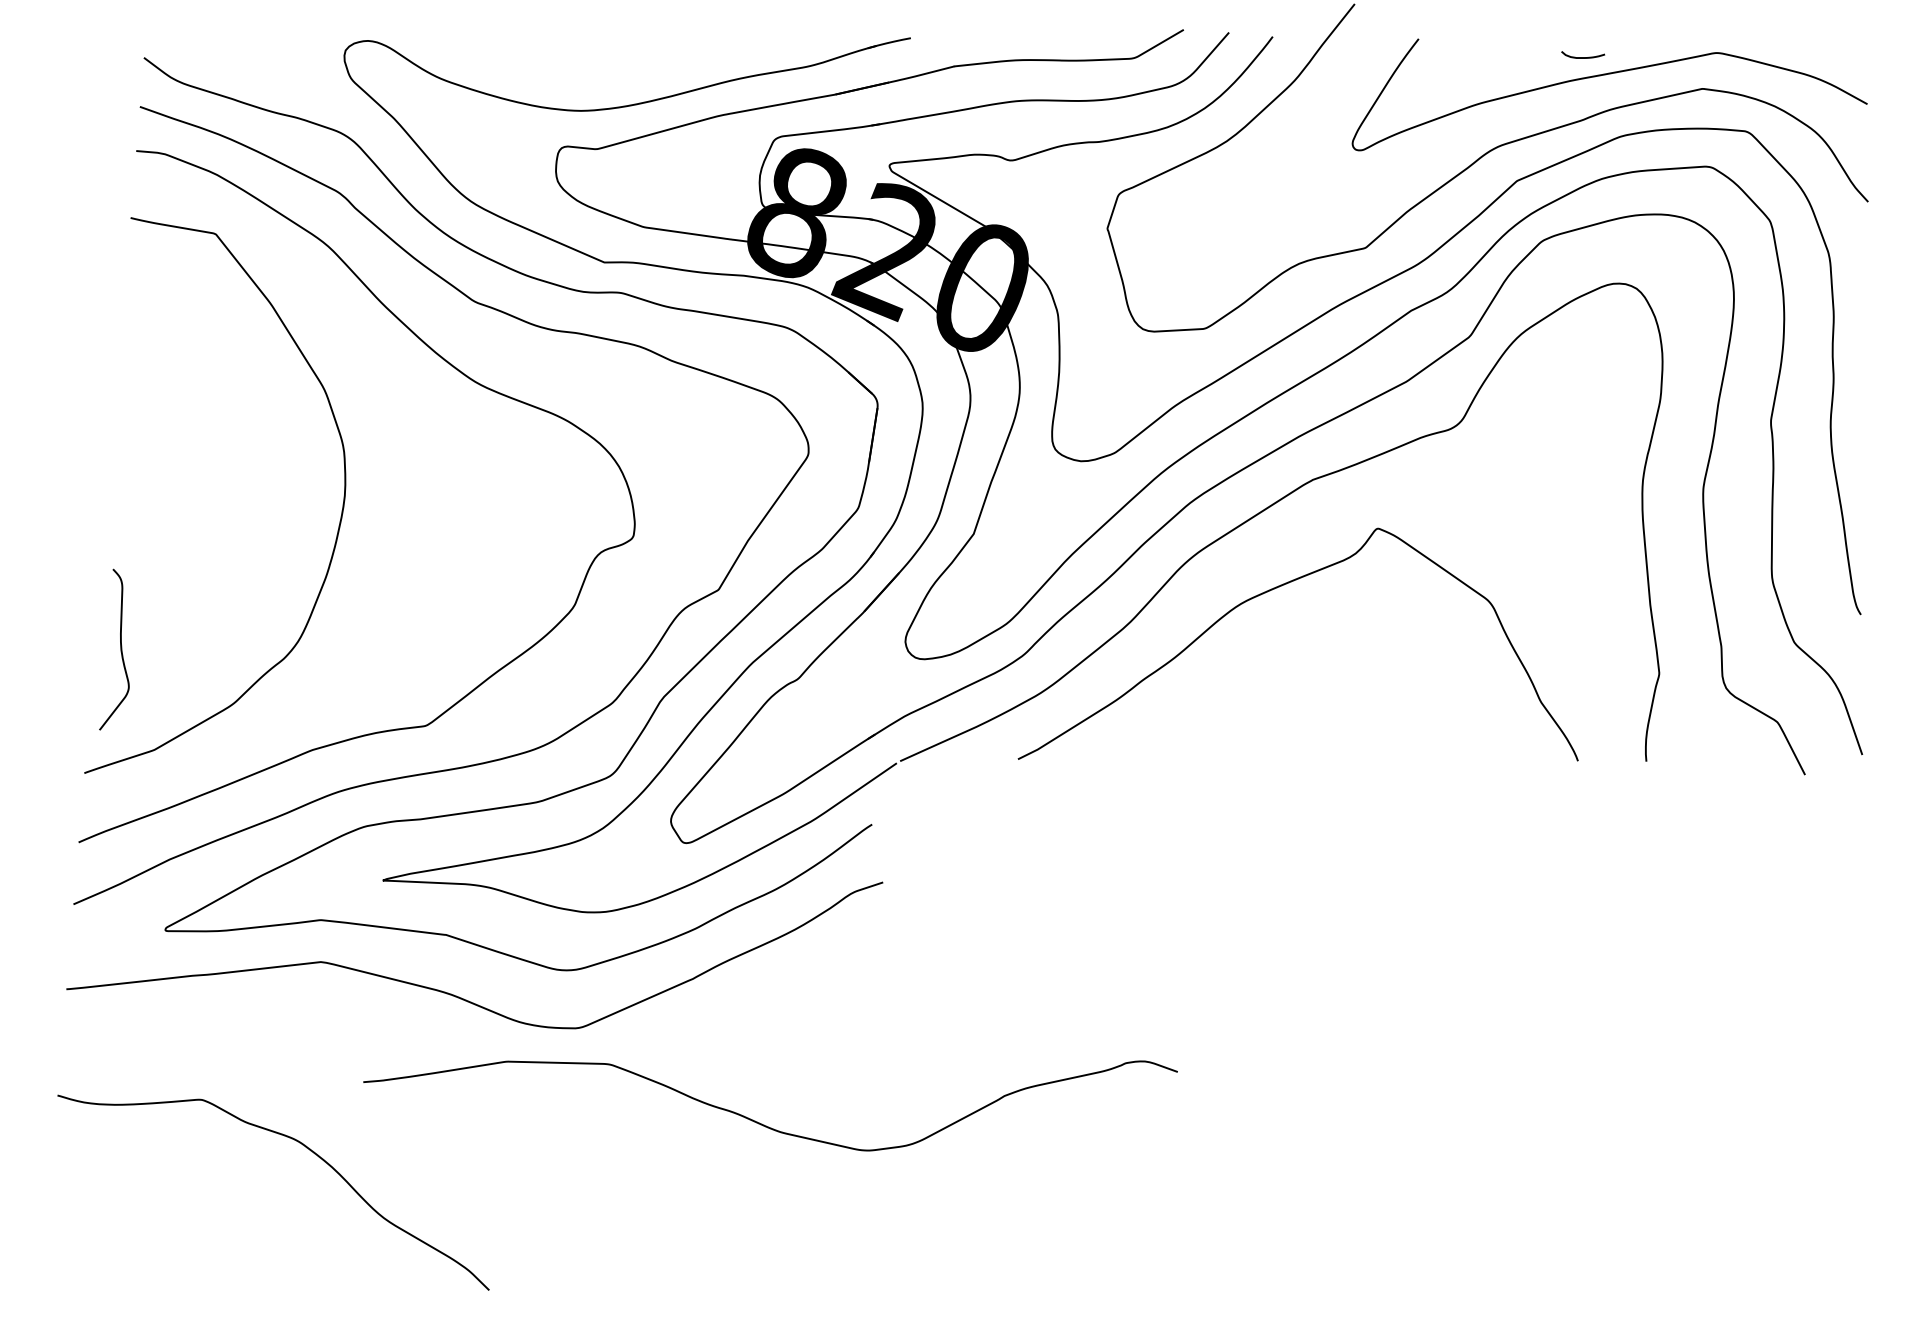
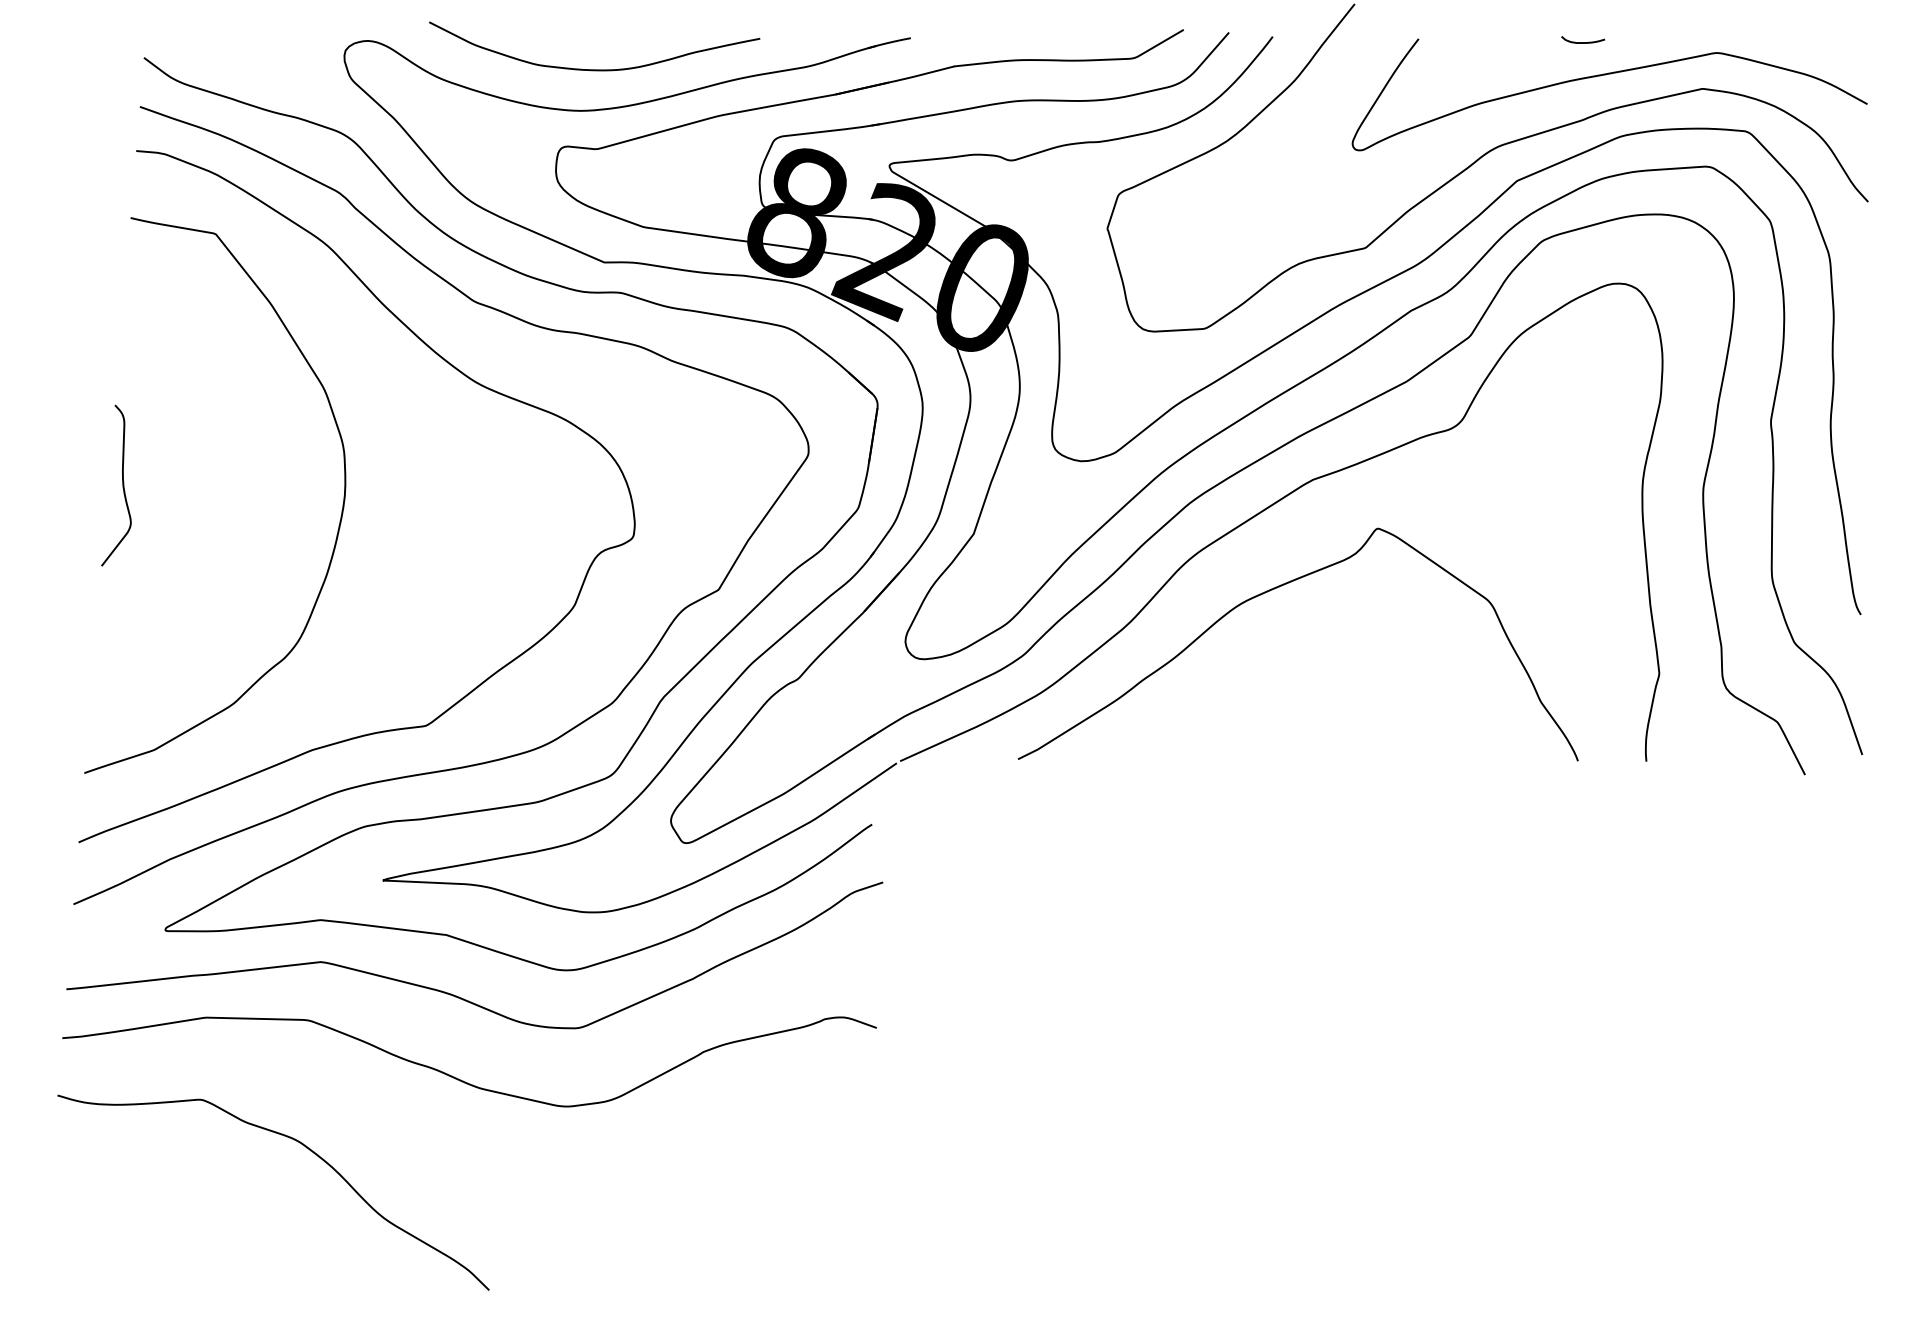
curve position: (1583, 57) -> (1583, 42) (1583, 42)
curve: none -> present (594, 69)
curve position: (120, 649) -> (122, 485) (122, 485)
curve position: (764, 1124) -> (463, 1080) (463, 1080)
